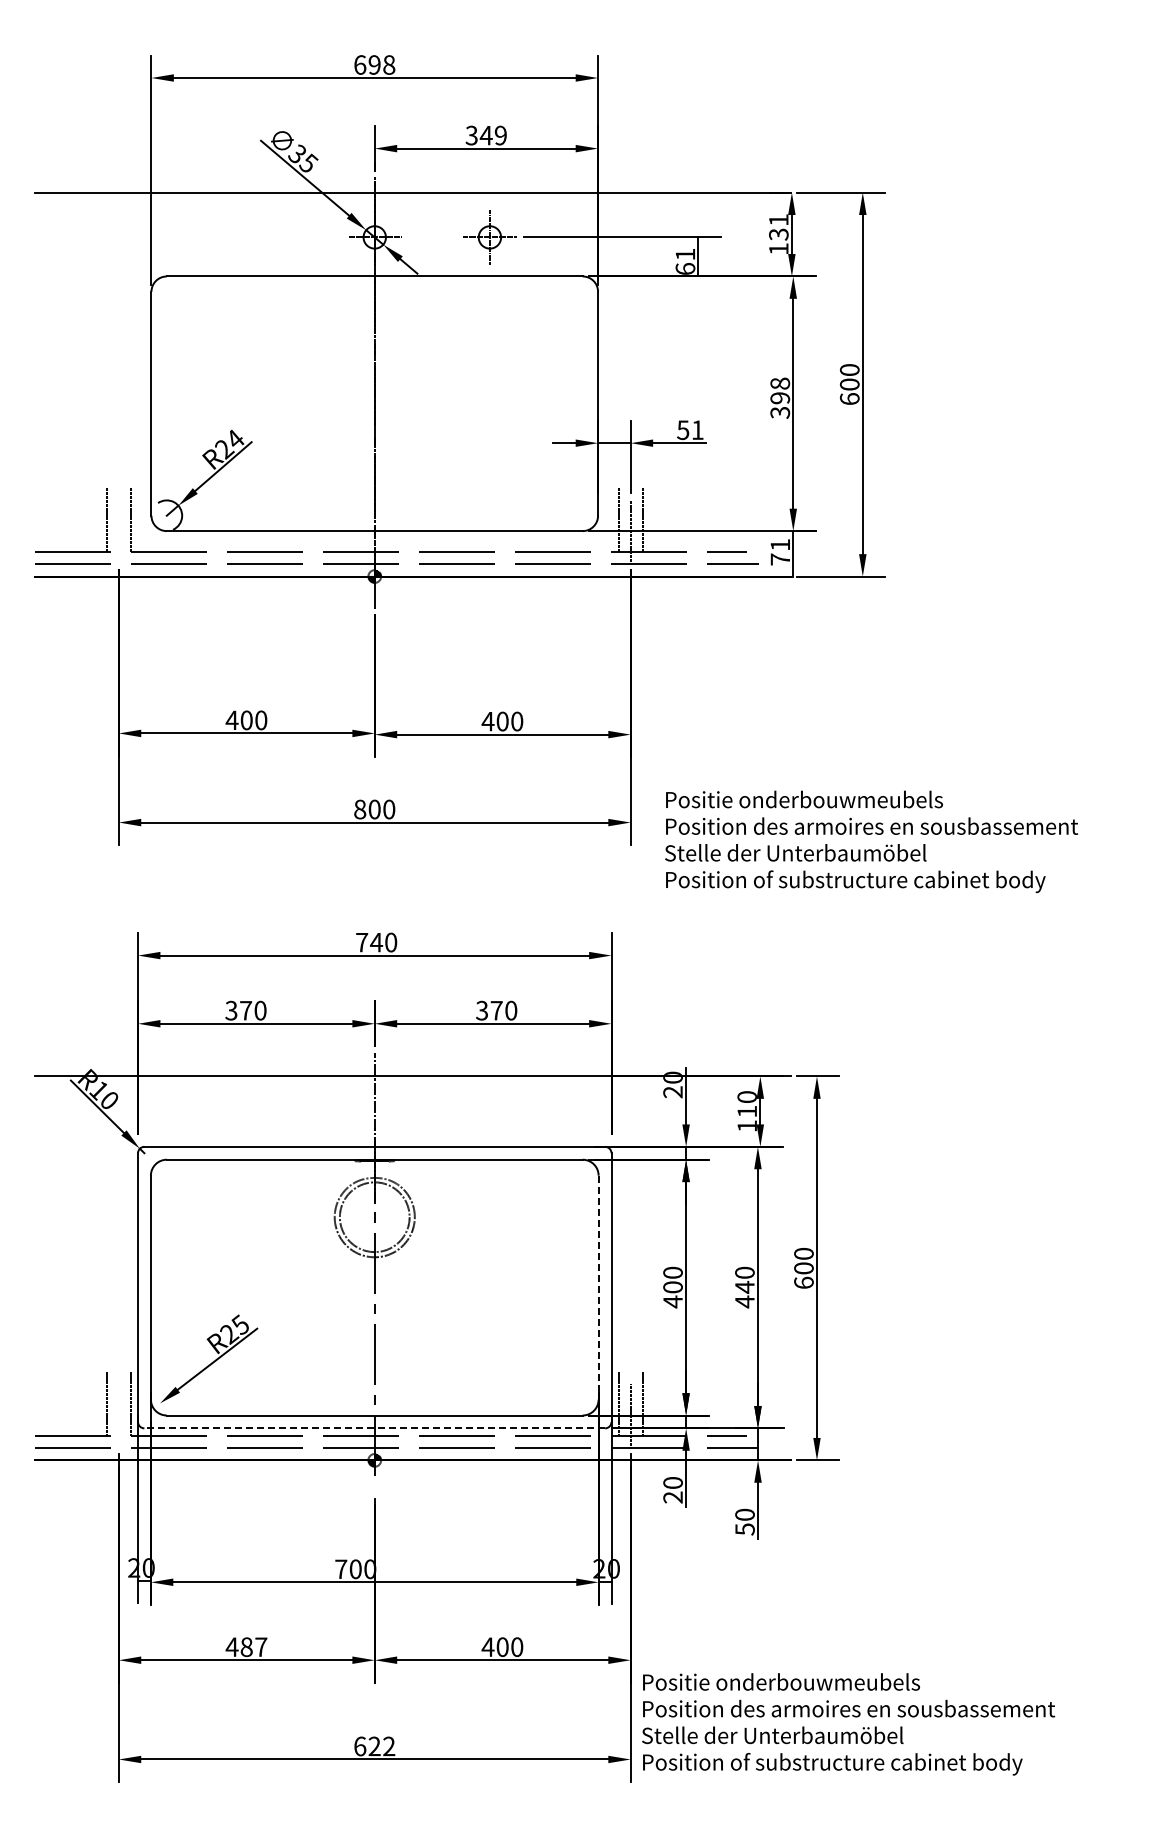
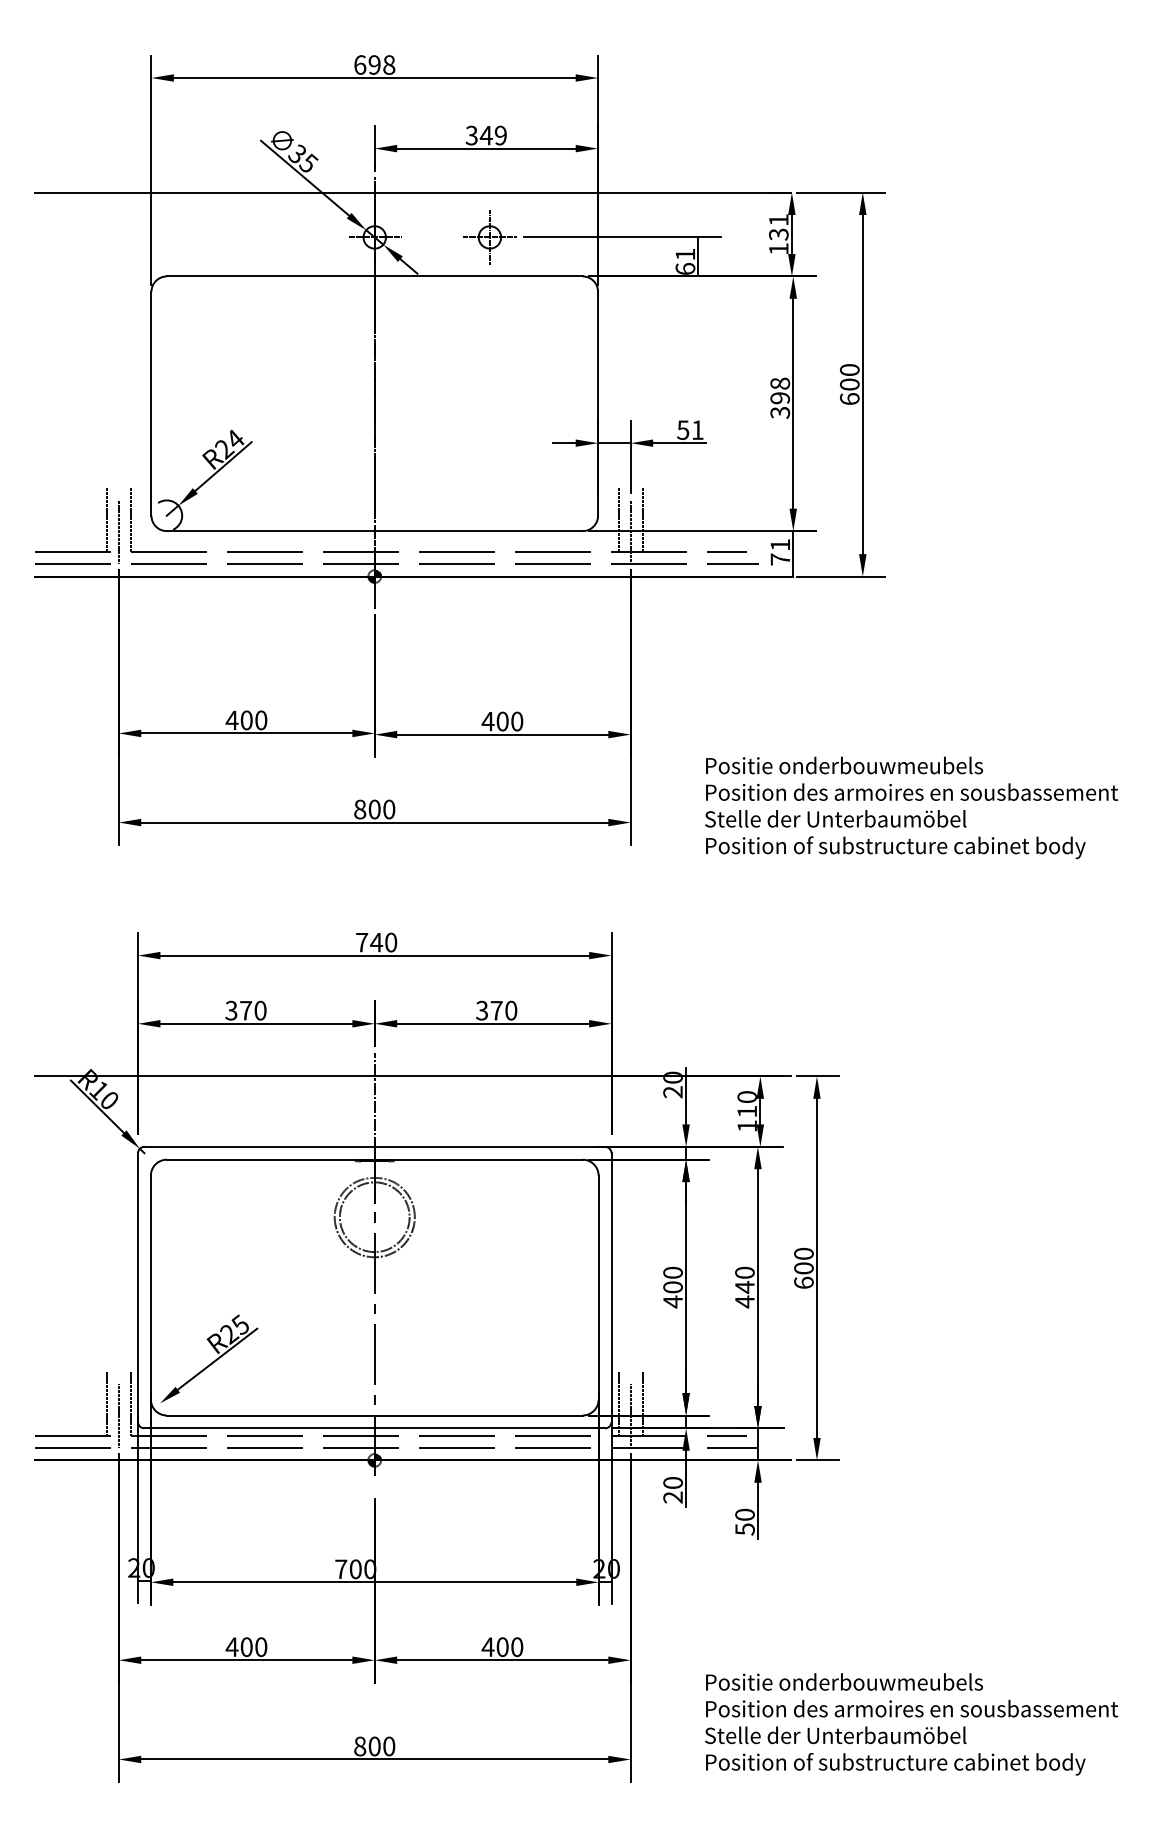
line: none -> present (118, 531)
text position: (871, 841) -> (911, 807) (911, 807)
line: dashed -> solid (598, 1287)
line: none -> present (118, 1415)
line: dashed -> solid (374, 1428)
text: 487 -> 400 (253, 1647)
text position: (848, 1724) -> (911, 1724) (911, 1724)
text: 622 -> 800 (374, 1746)
